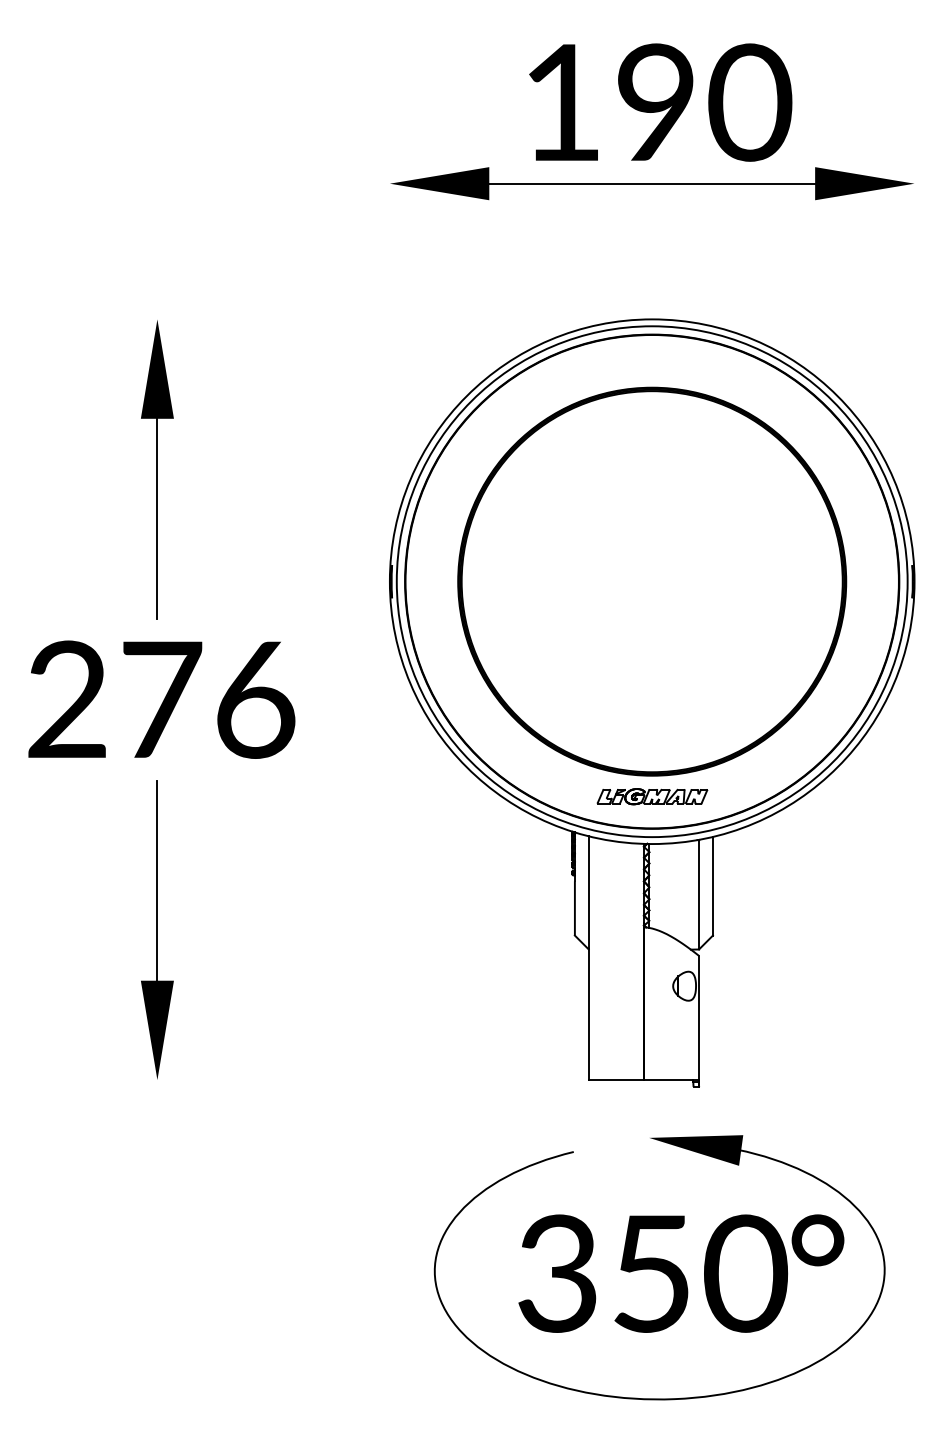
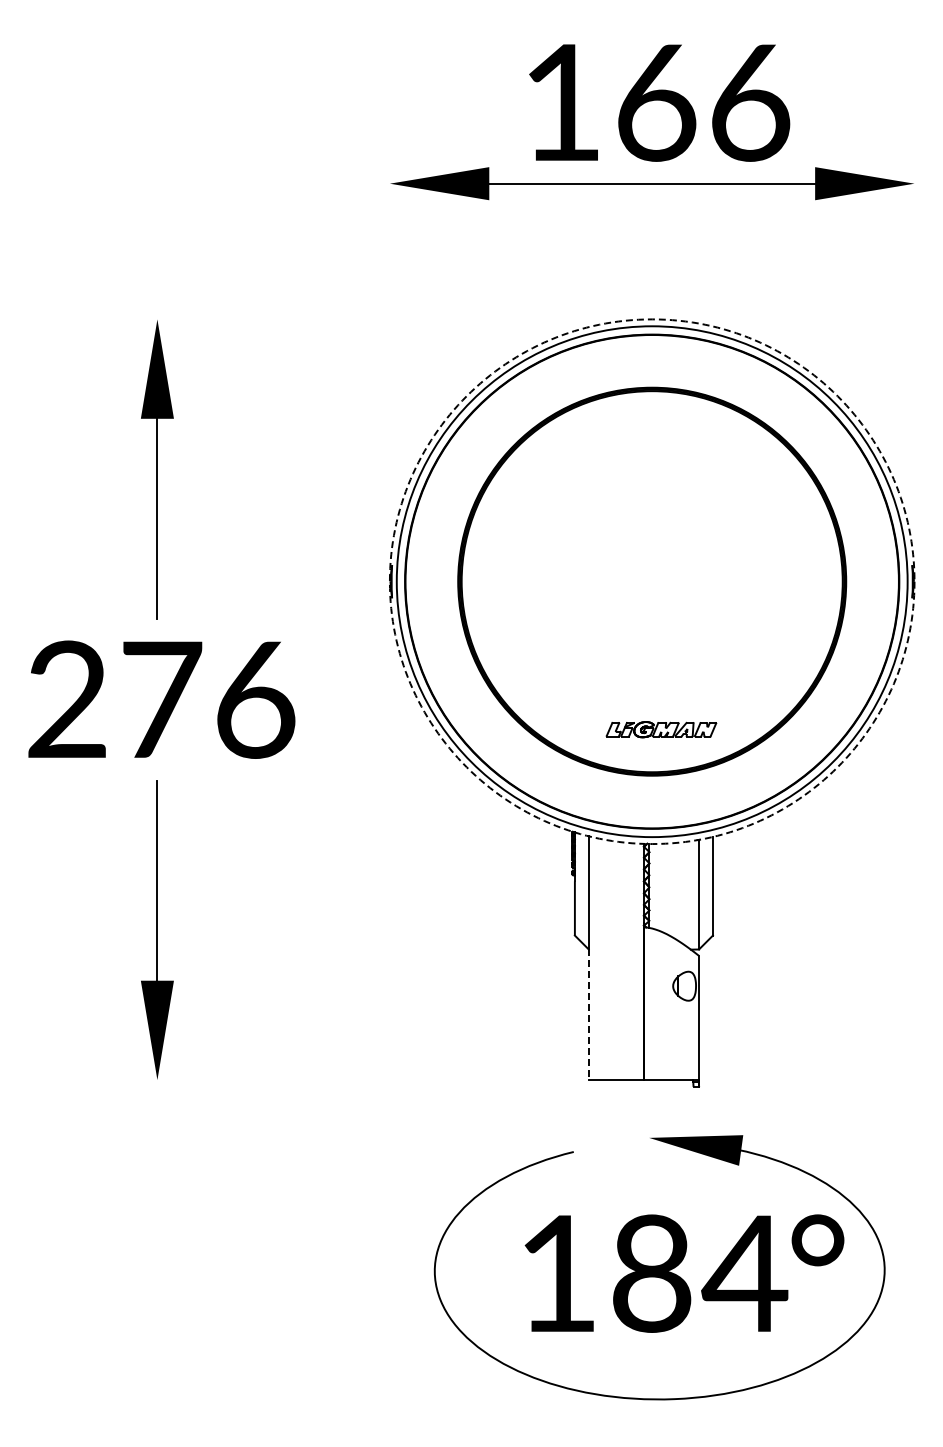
text: 190 -> 166 (705, 102)
circle: solid -> dashed (651, 581)
part position: (652, 796) -> (661, 729) (661, 729)
line: solid -> dashed (588, 1015)
text: 350 -> 184 (653, 1273)
